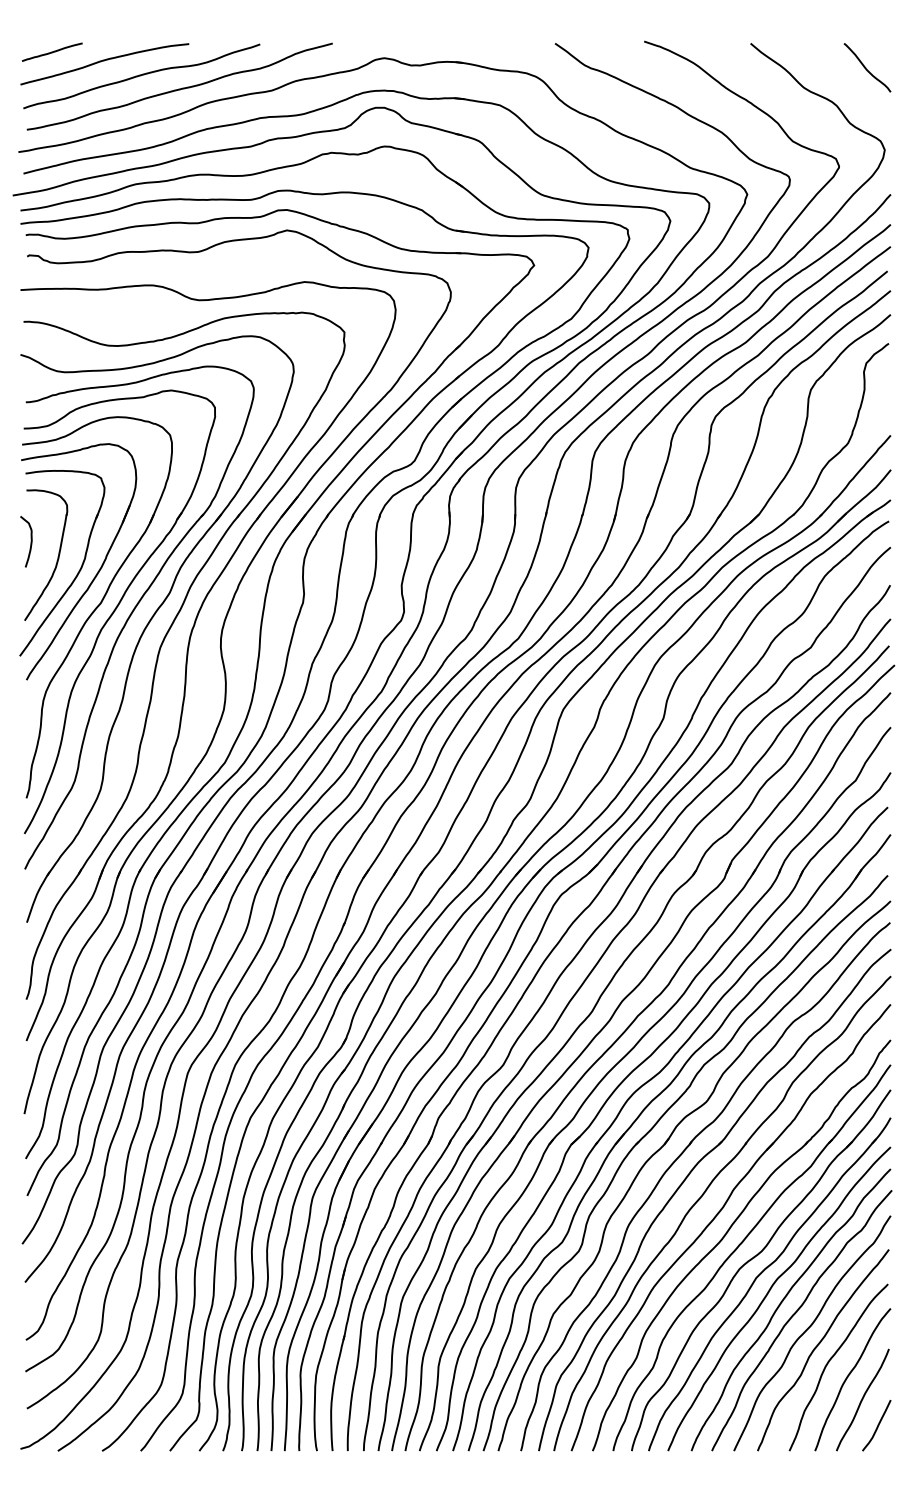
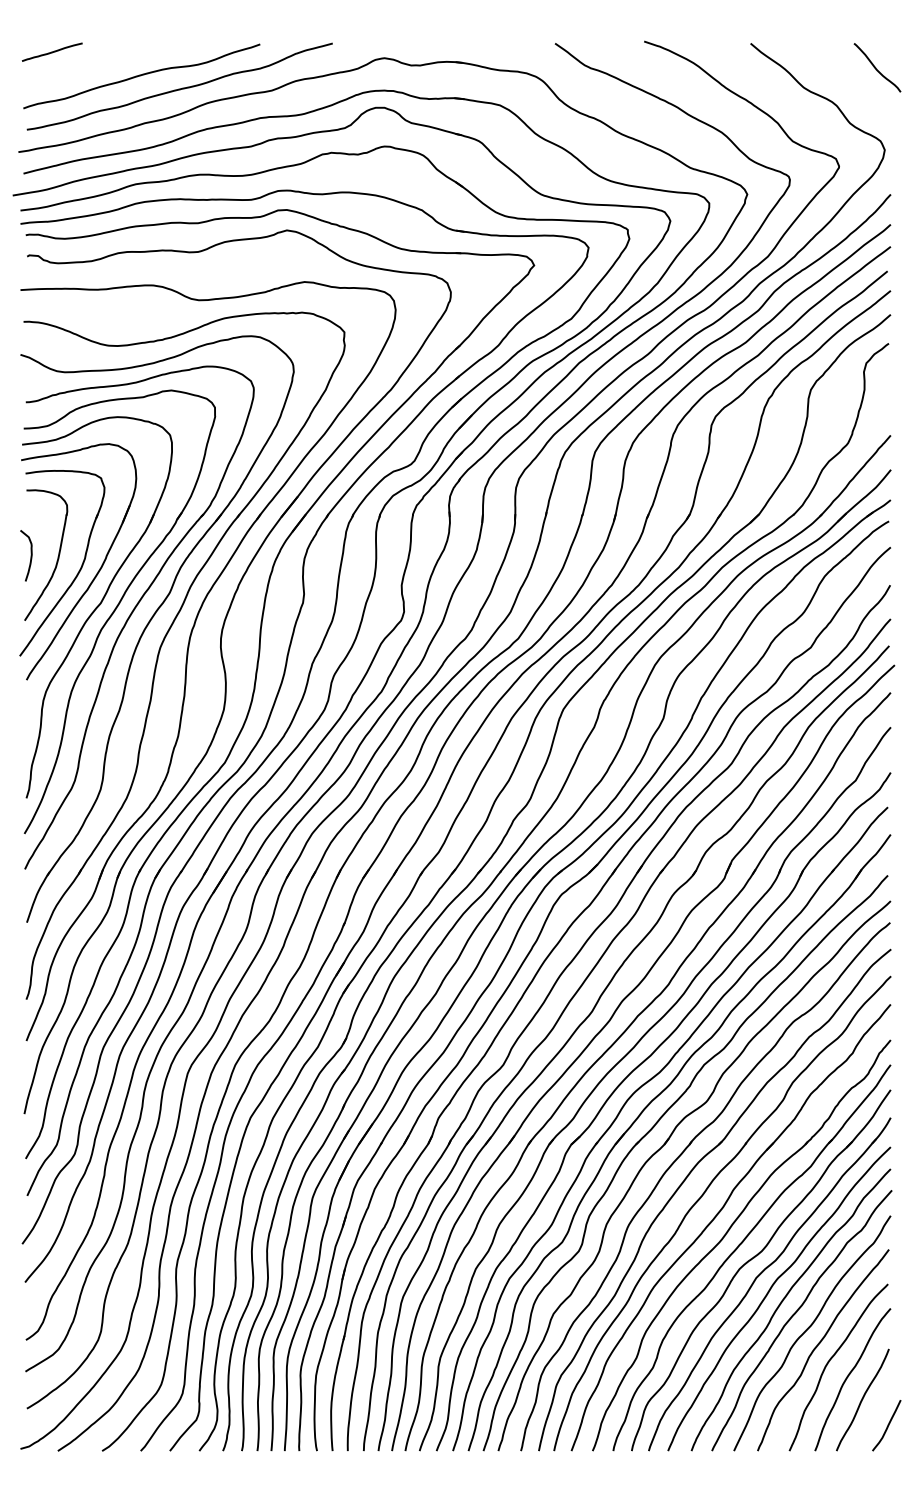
curve: present -> none (104, 61)
curve position: (866, 67) -> (876, 67) (876, 67)
curve position: (30, 541) -> (30, 555) (30, 555)
curve position: (877, 1425) -> (887, 1425) (887, 1425)
